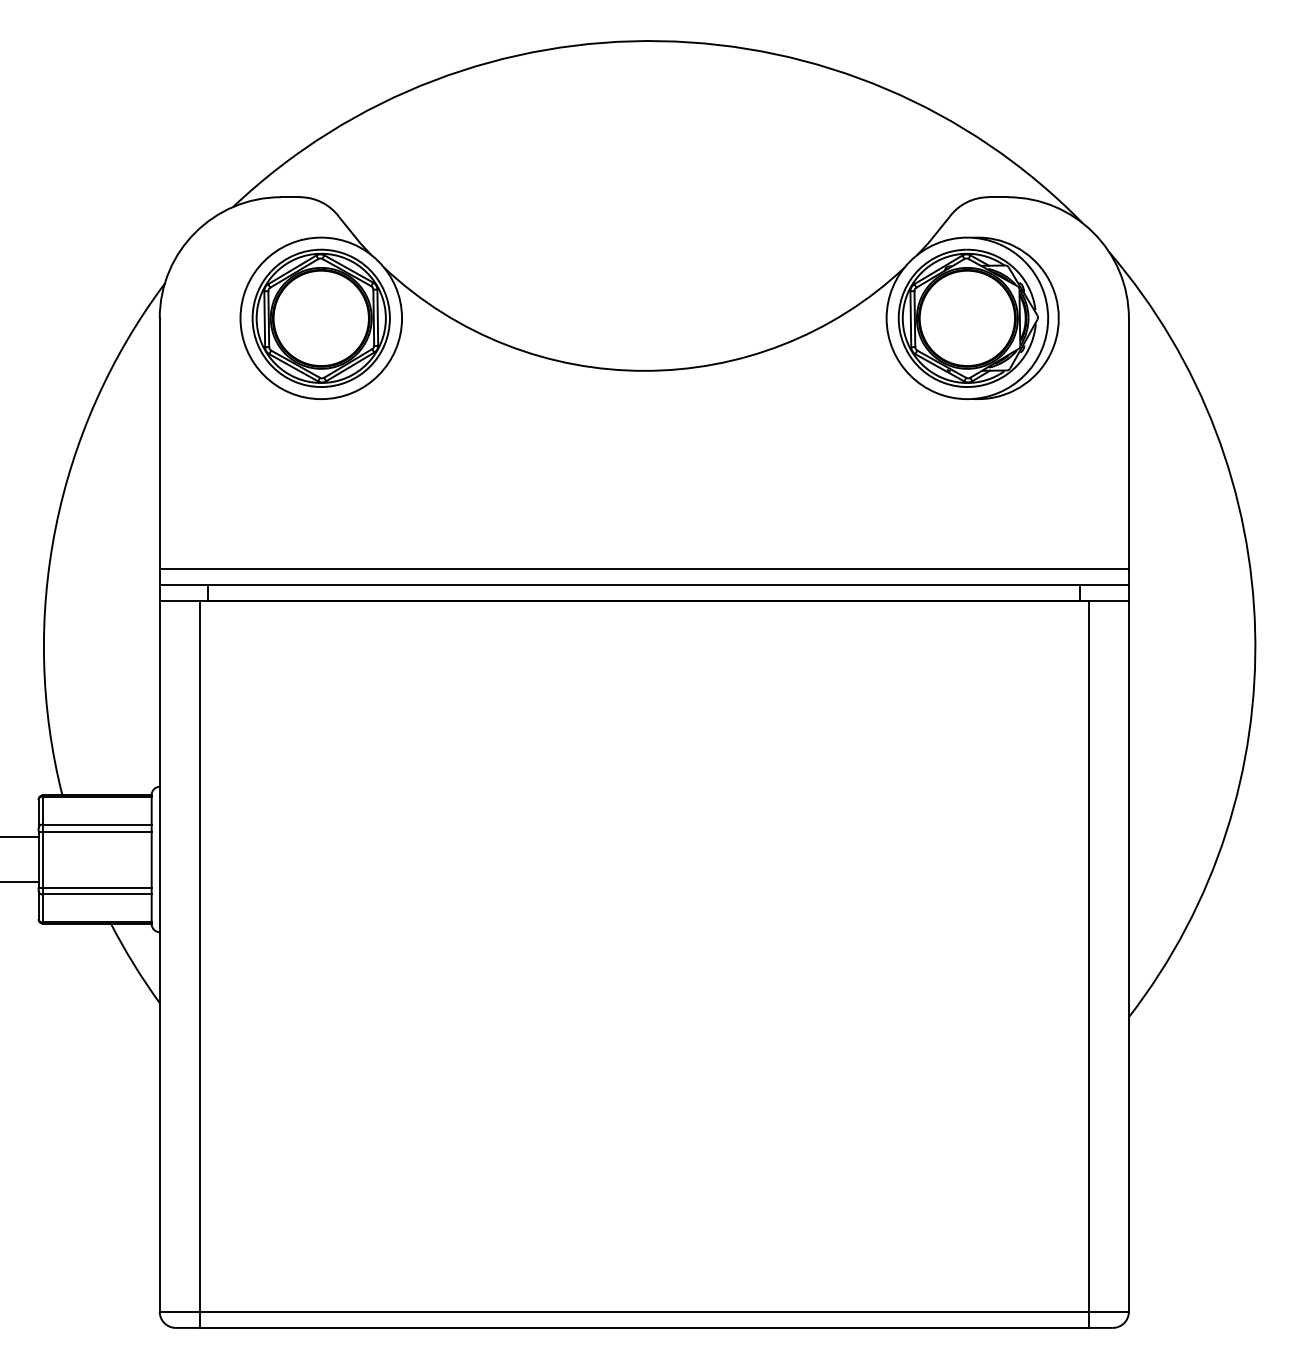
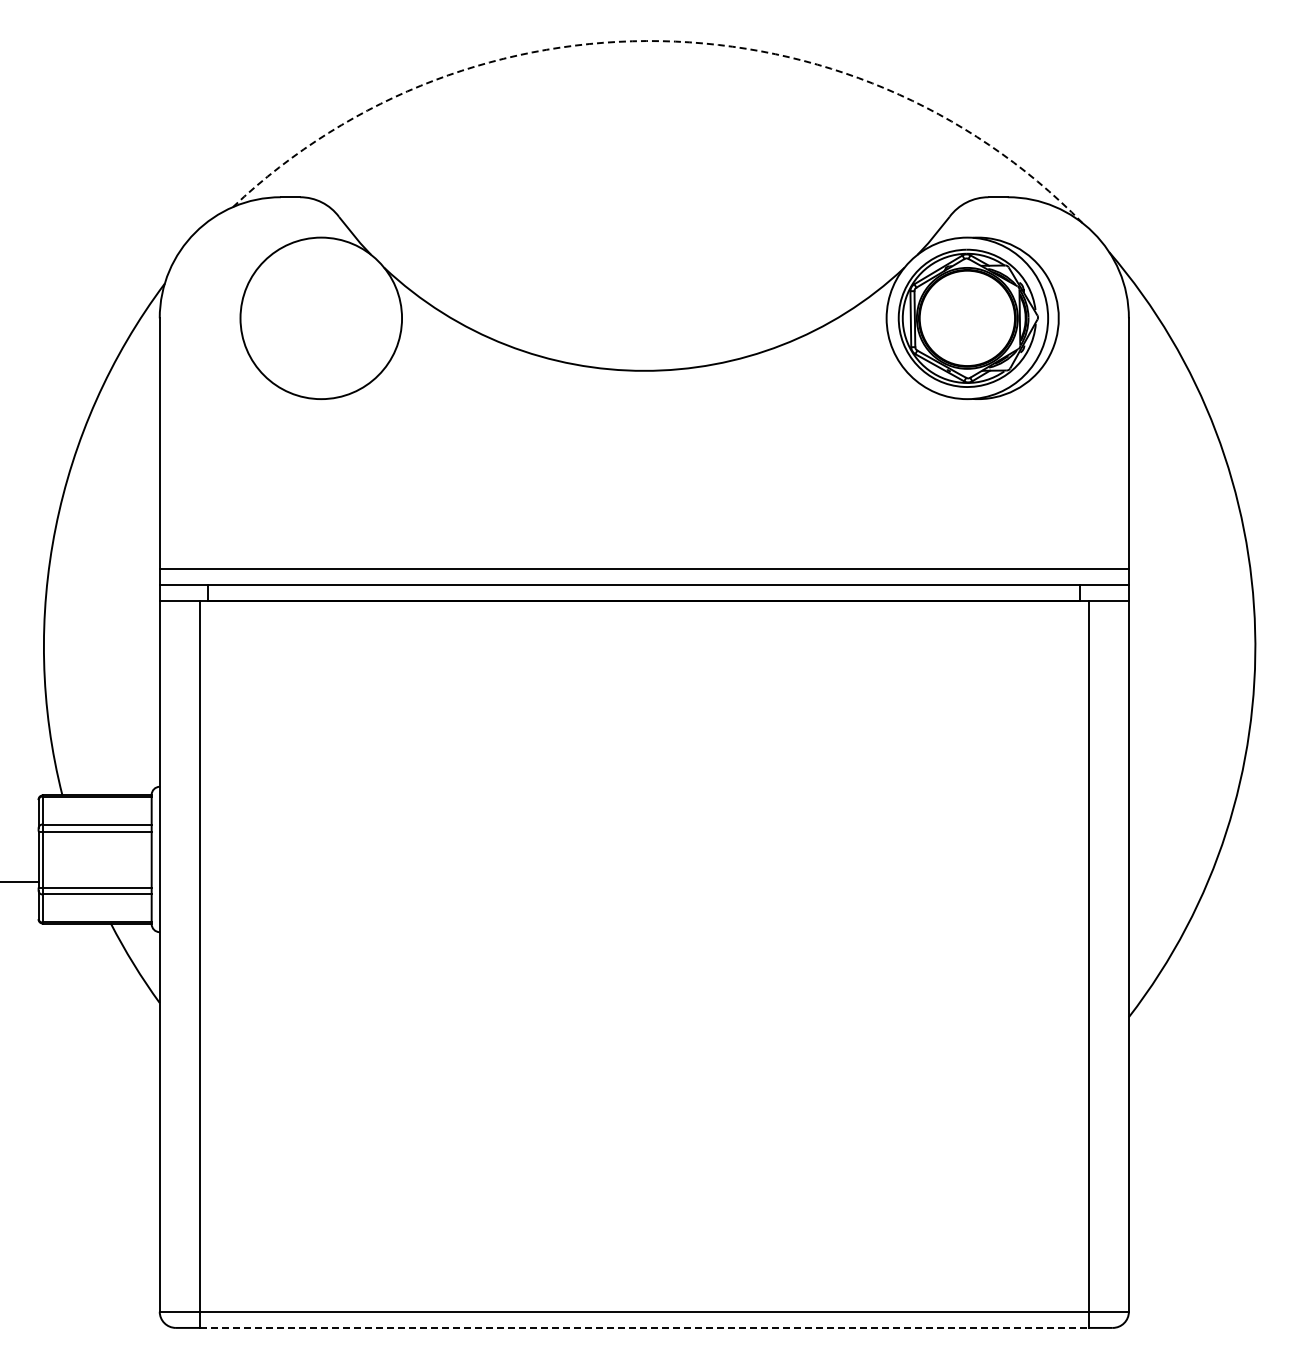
arc: solid -> dashed (661, 41)
part: present -> none (320, 317)
line: present -> none (20, 836)
line: solid -> dashed (644, 1327)
